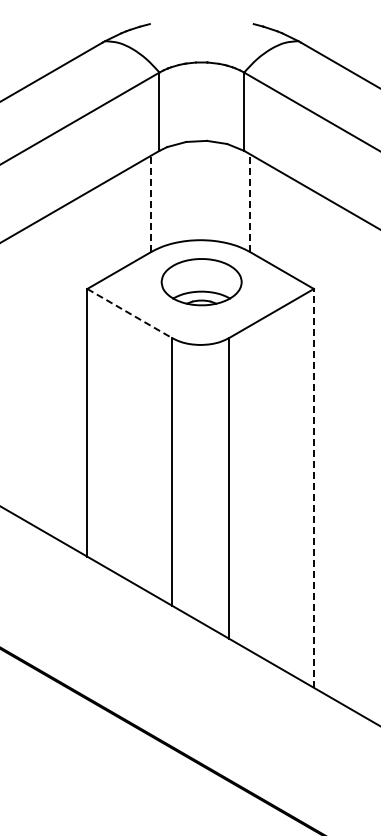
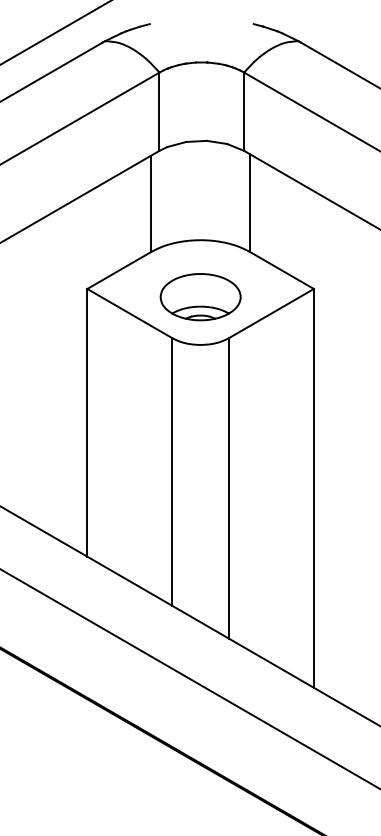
line: none -> present (55, 32)
line: dashed -> solid (151, 203)
line: dashed -> solid (250, 203)
part position: (201, 282) -> (200, 297) (200, 297)
line: dashed -> solid (130, 313)
line: dashed -> solid (313, 487)
line: none -> present (189, 678)
